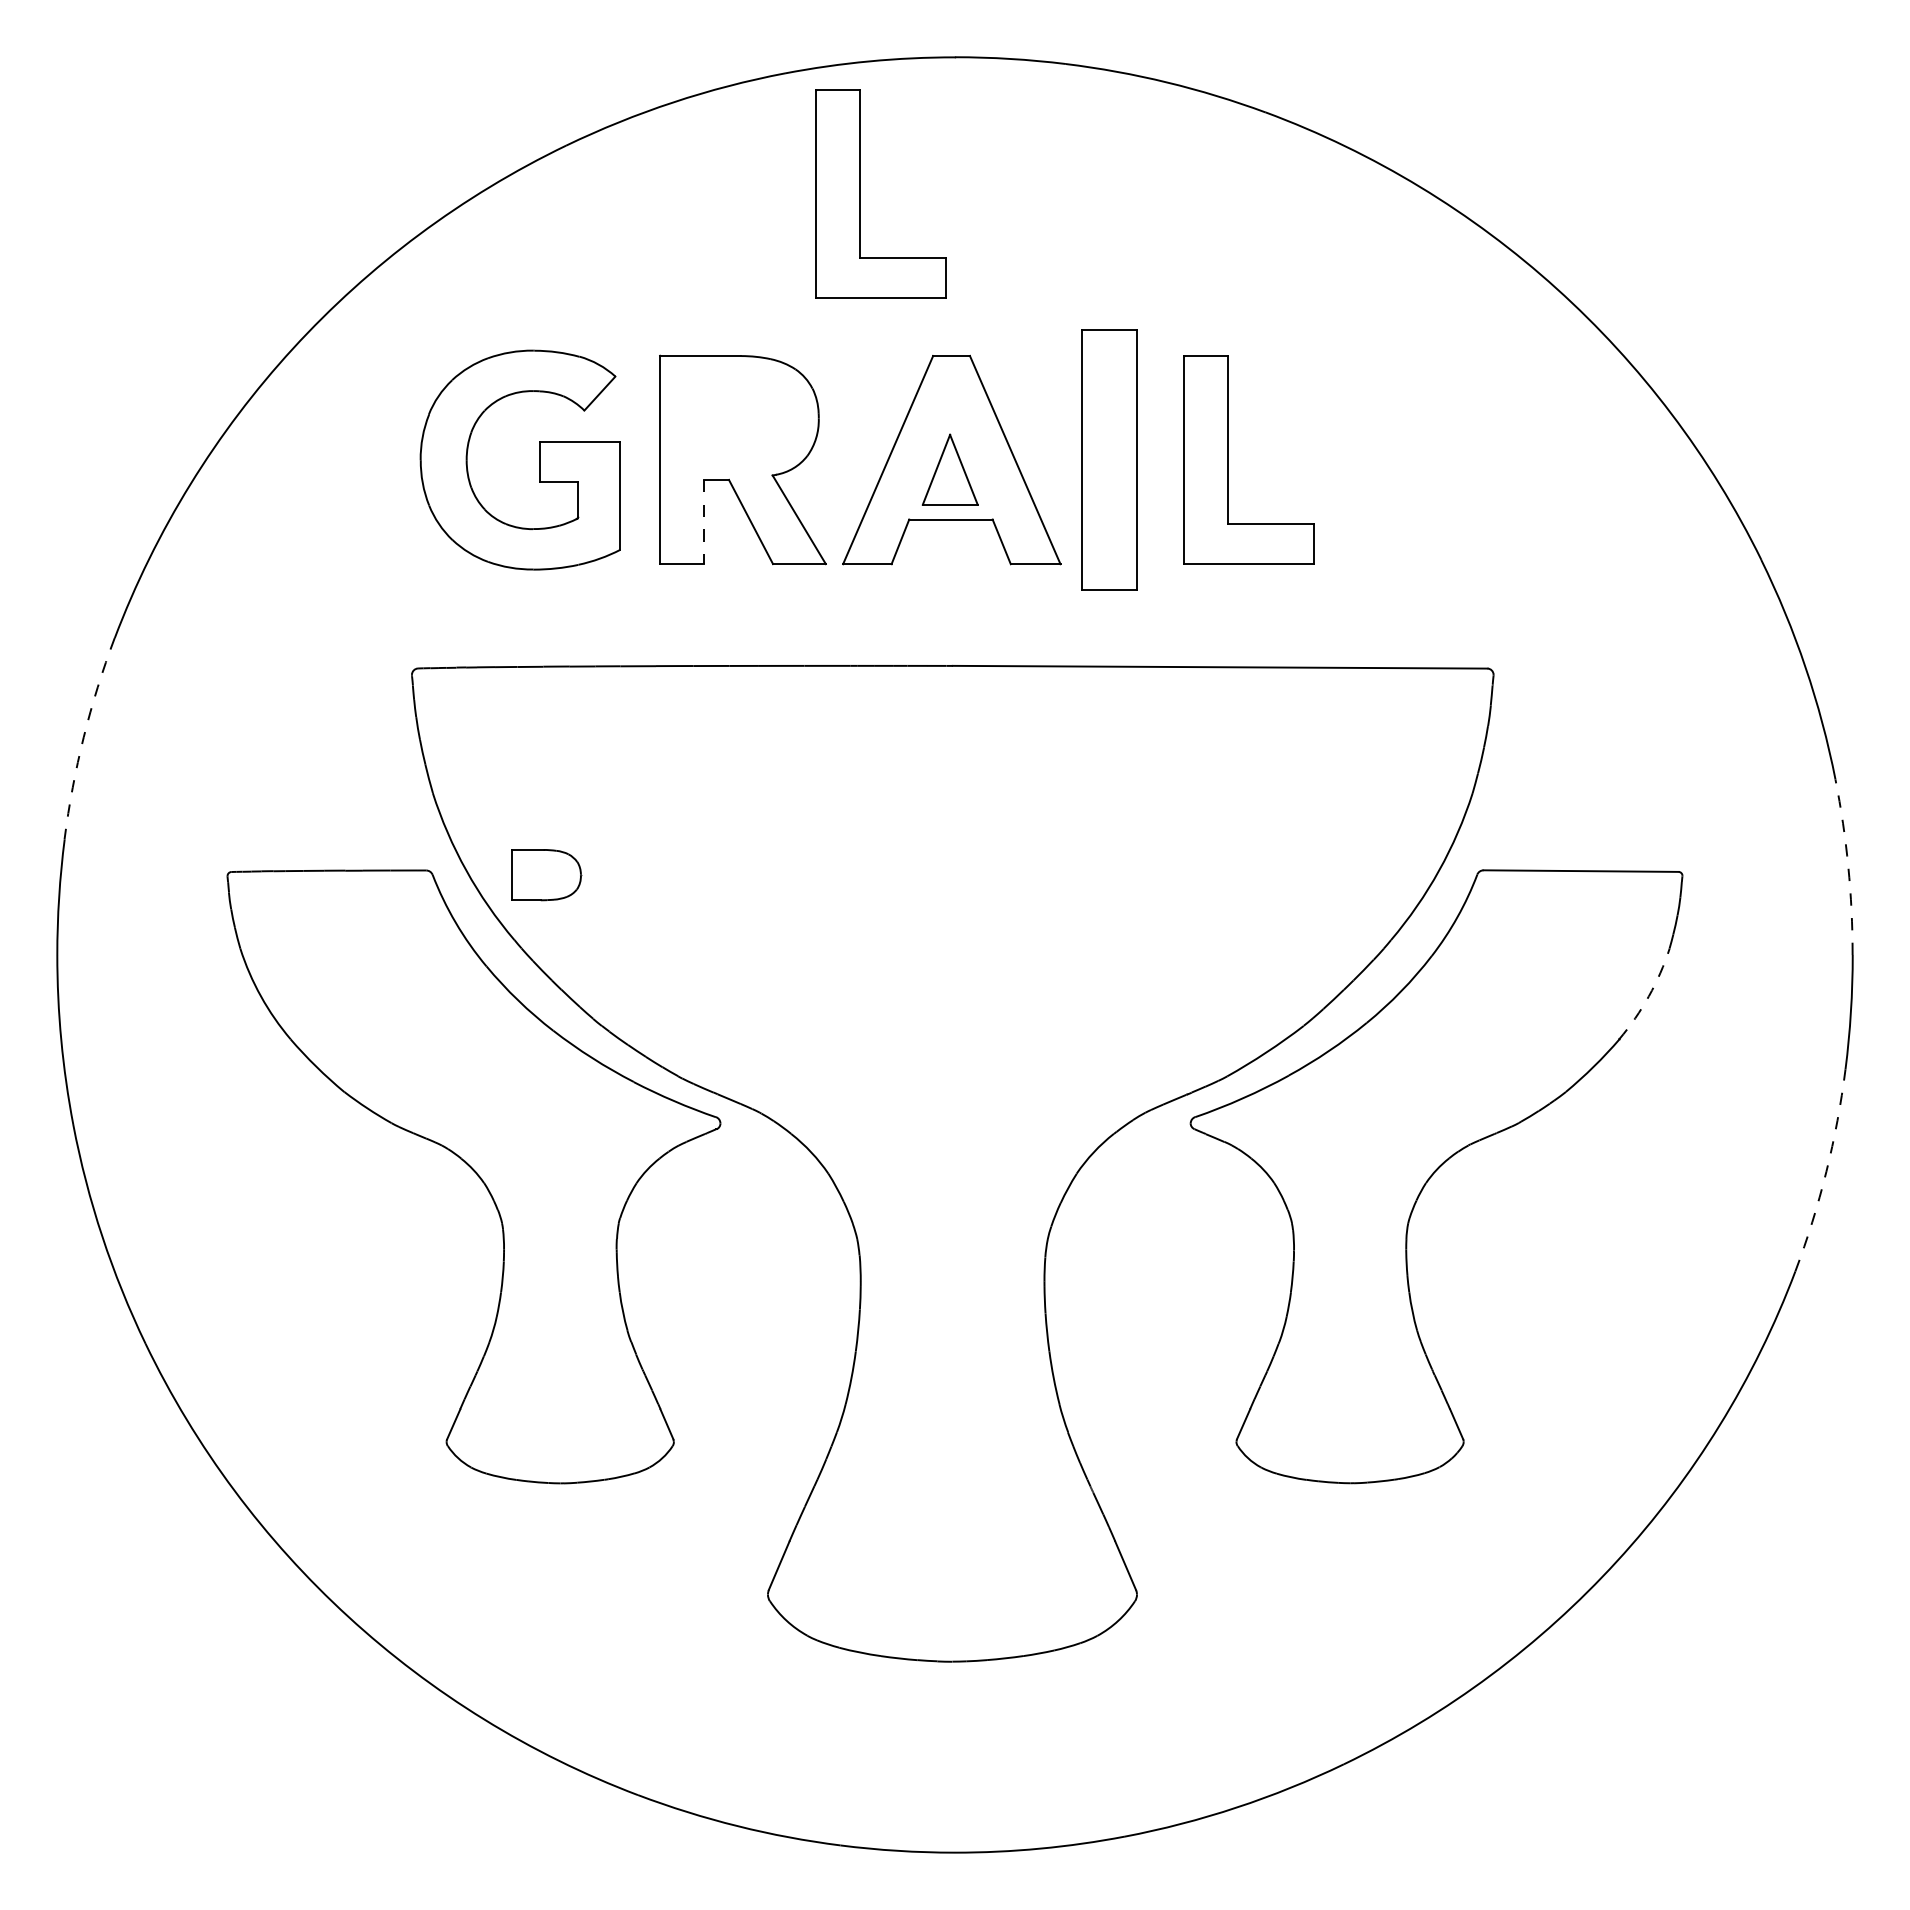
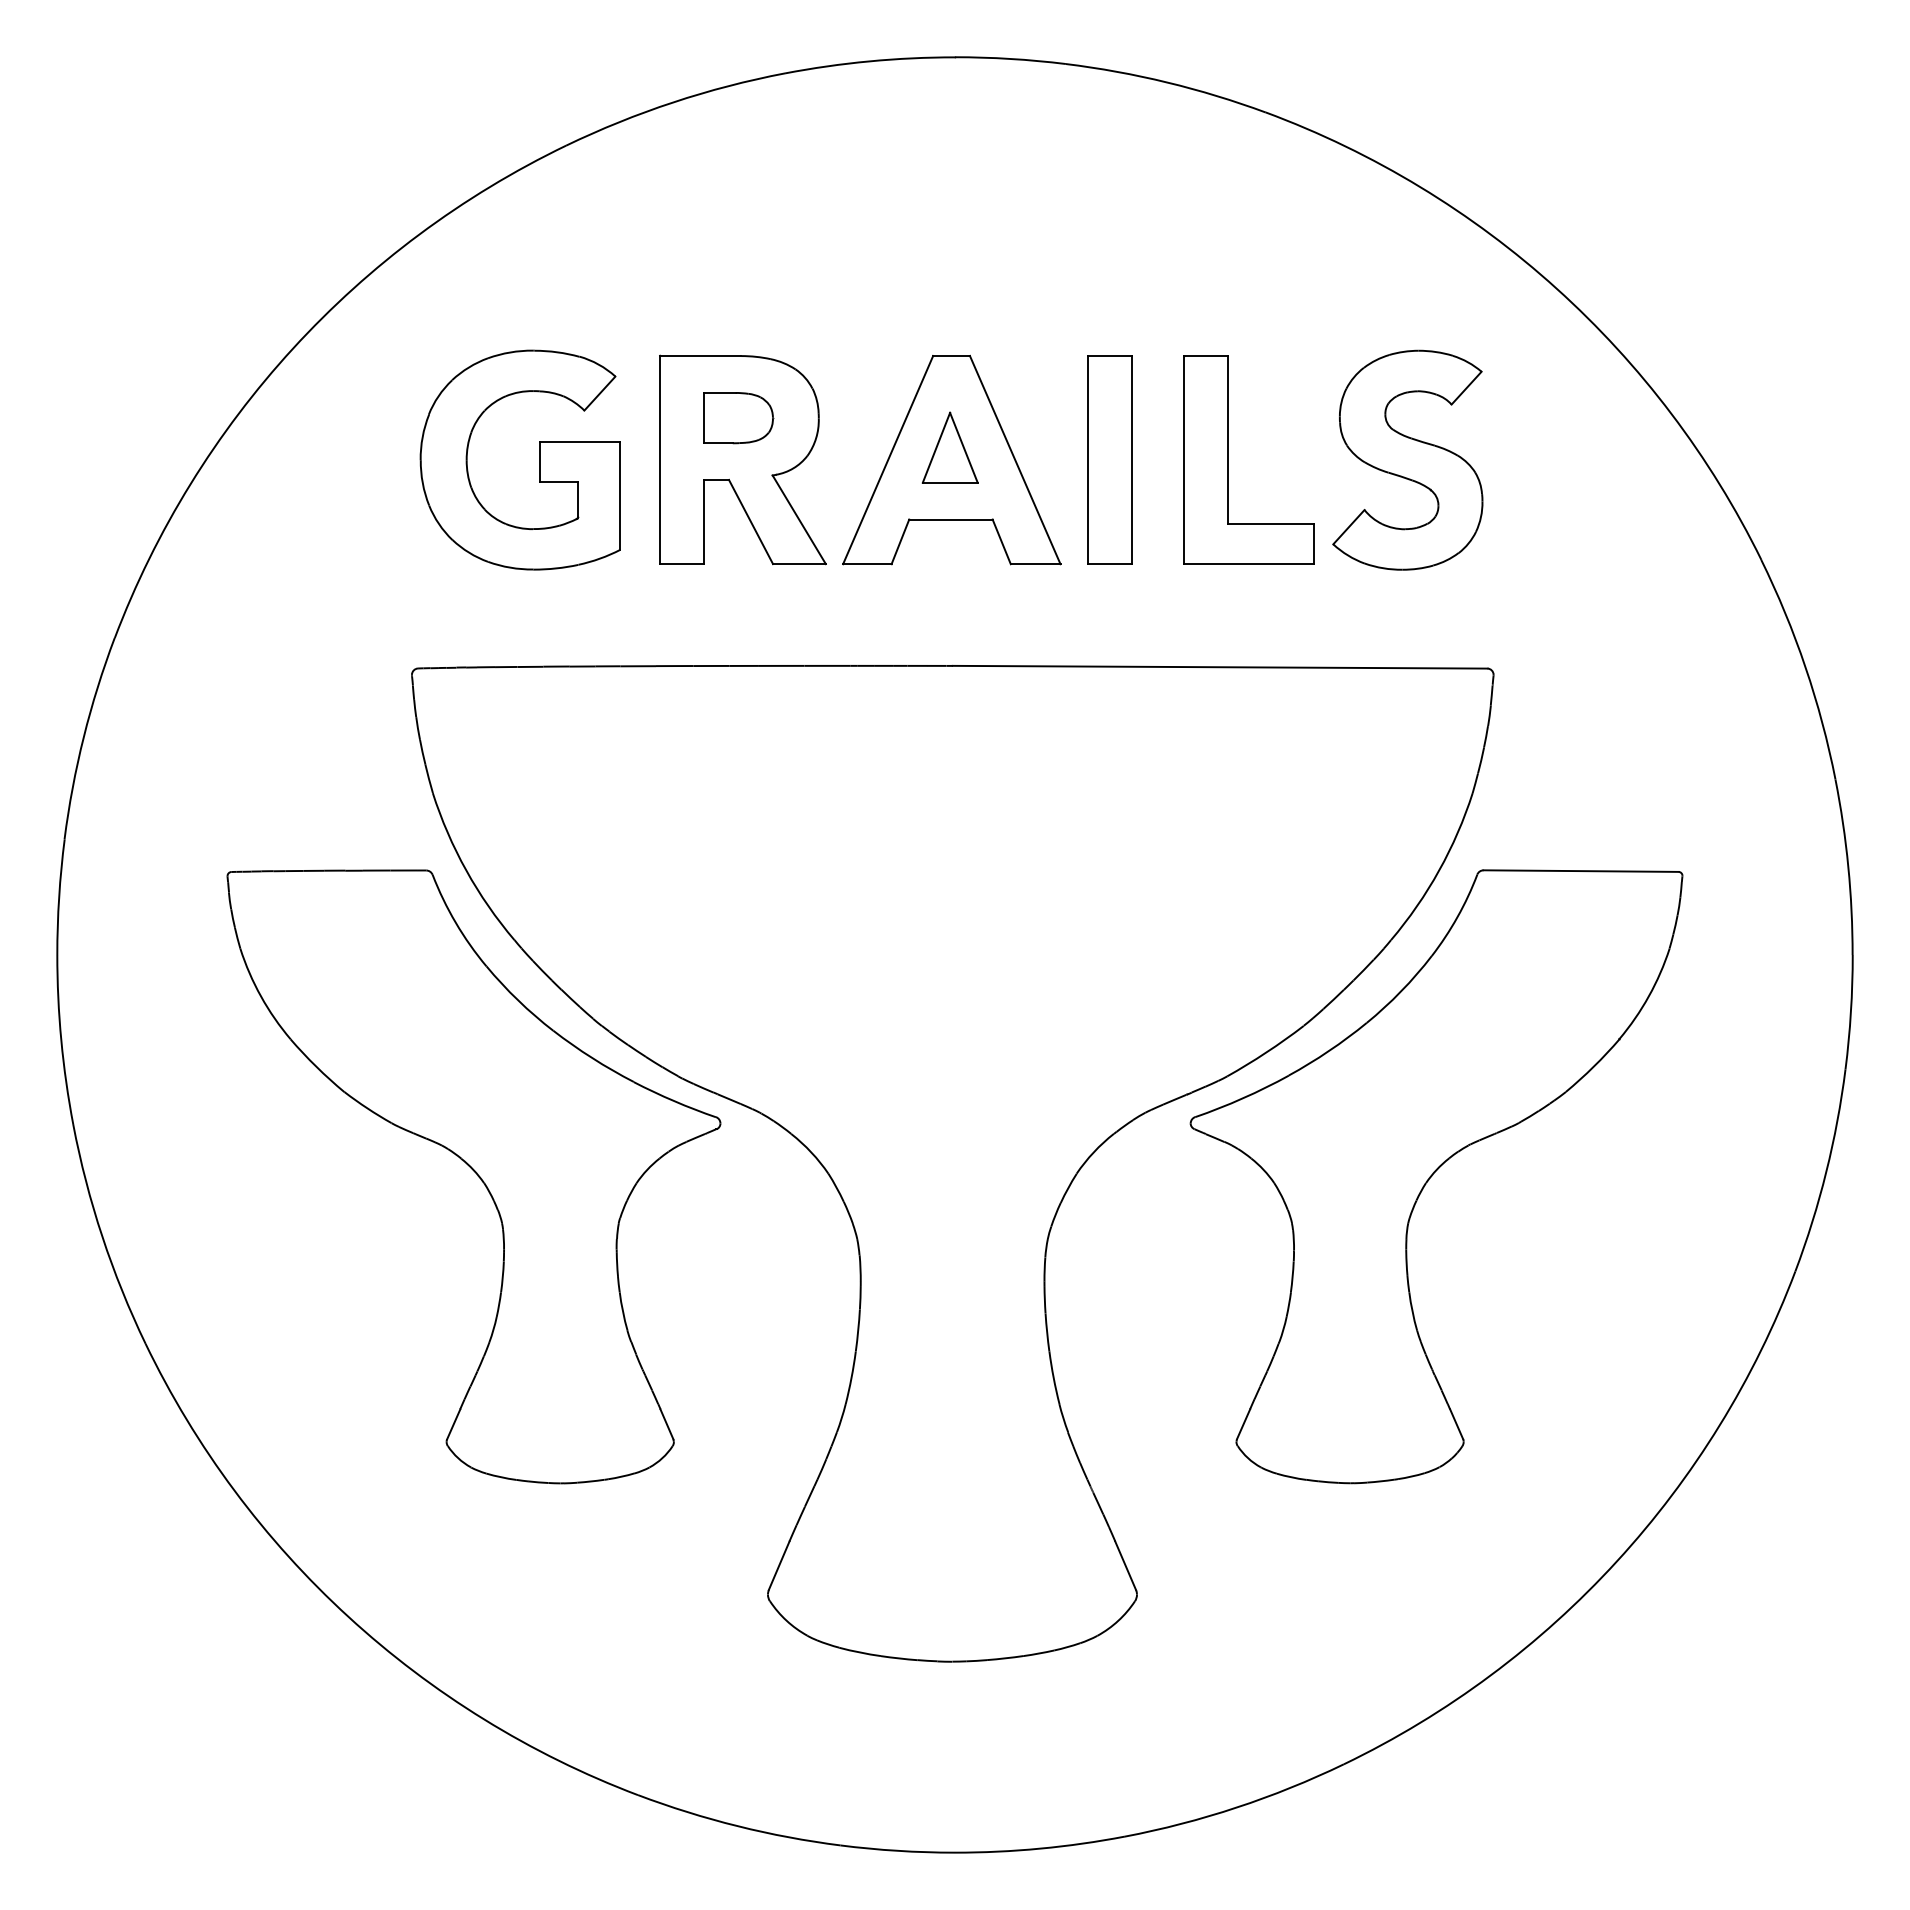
part: present -> none (860, 193)
part size: 57x262 px -> 46x210 px (1109, 459)
part: none -> present (1407, 459)
part position: (949, 469) -> (949, 447) (949, 447)
line: dashed -> solid (704, 522)
arc: dashed -> solid (83, 737)
arc: dashed -> solid (1848, 866)
part position: (546, 875) -> (738, 418) (738, 418)
arc: dashed -> solid (1648, 996)
arc: dashed -> solid (1826, 1171)
